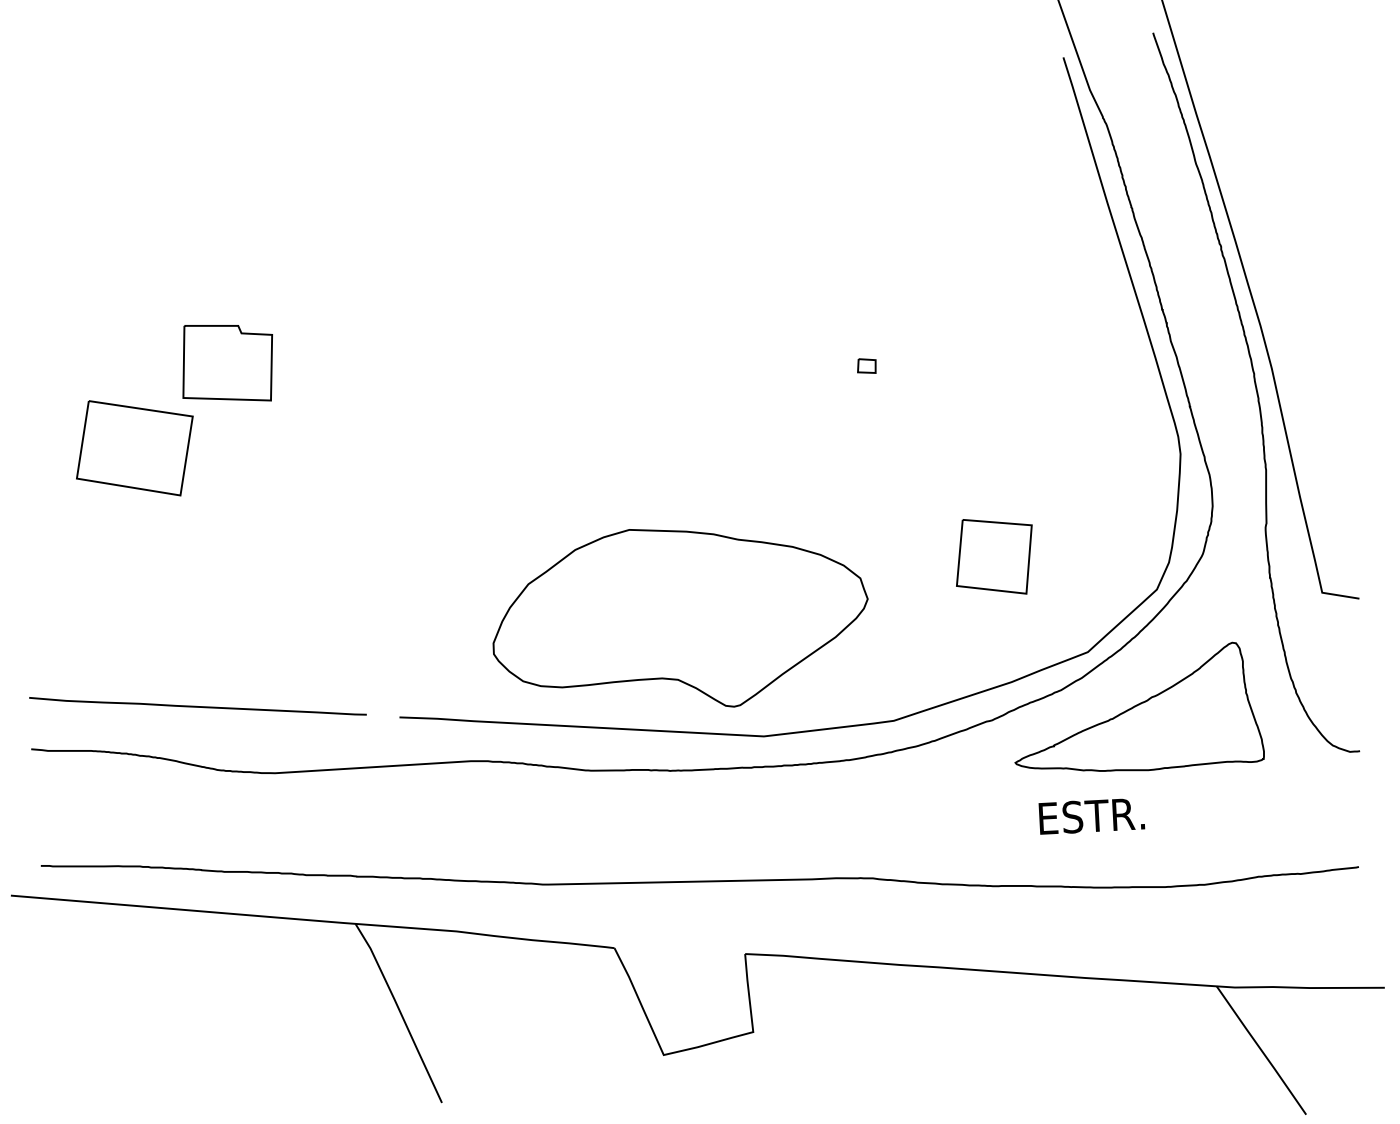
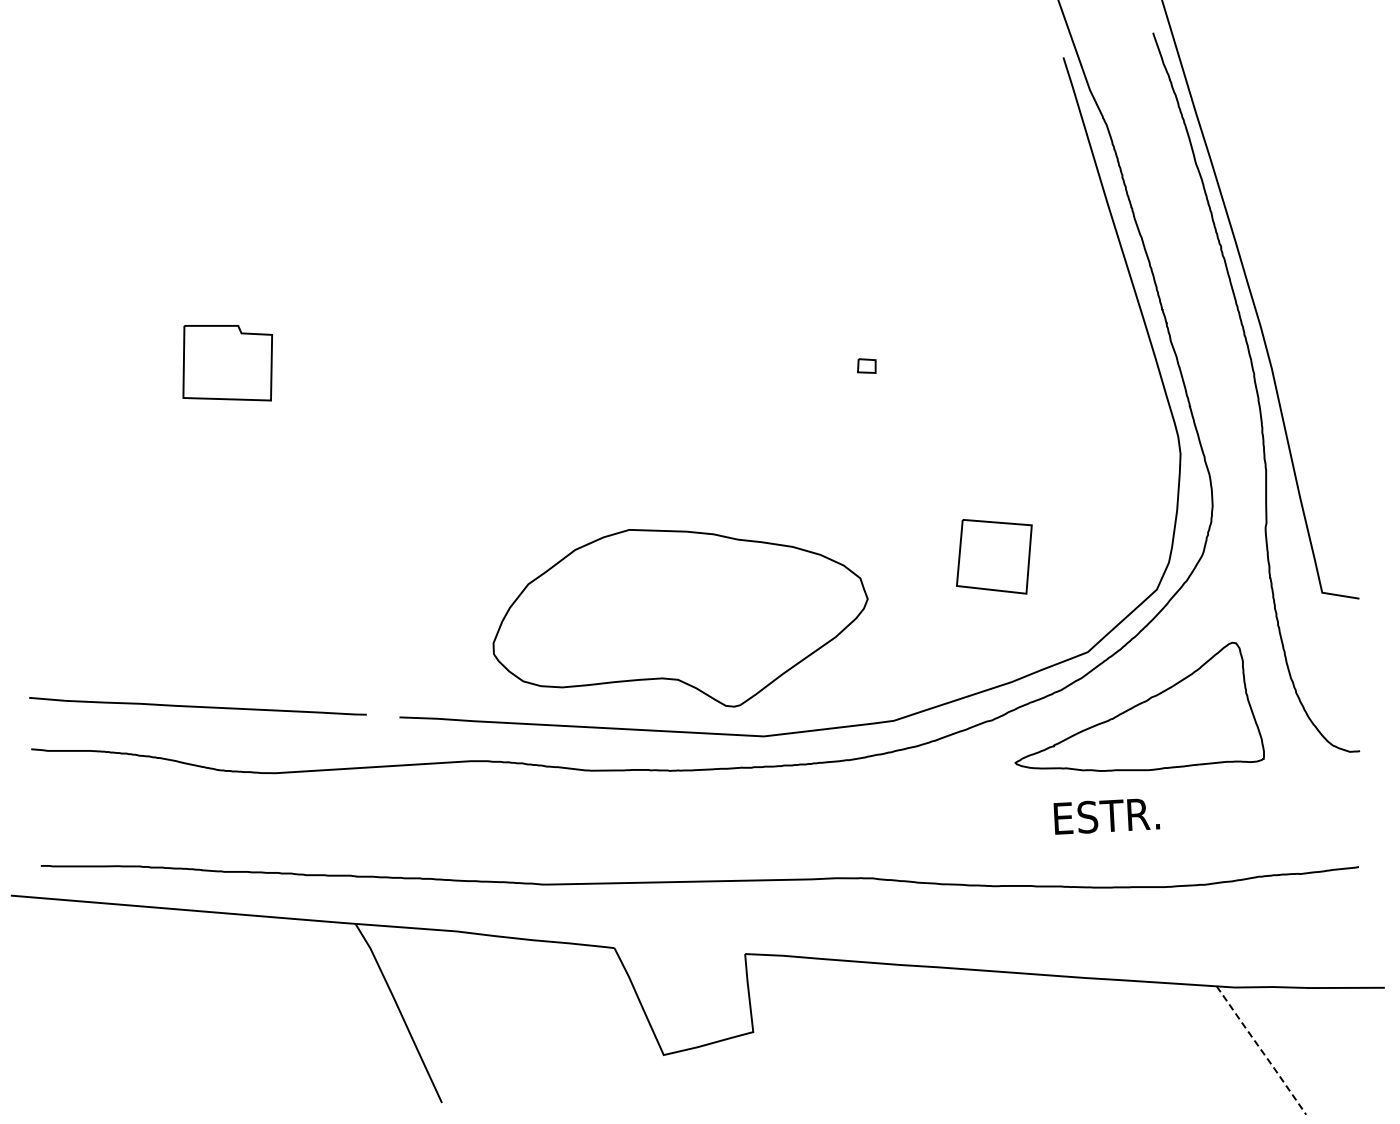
part: present -> none (134, 448)
text position: (1091, 816) -> (1106, 816) (1106, 816)
line: solid -> dashed (1261, 1050)
